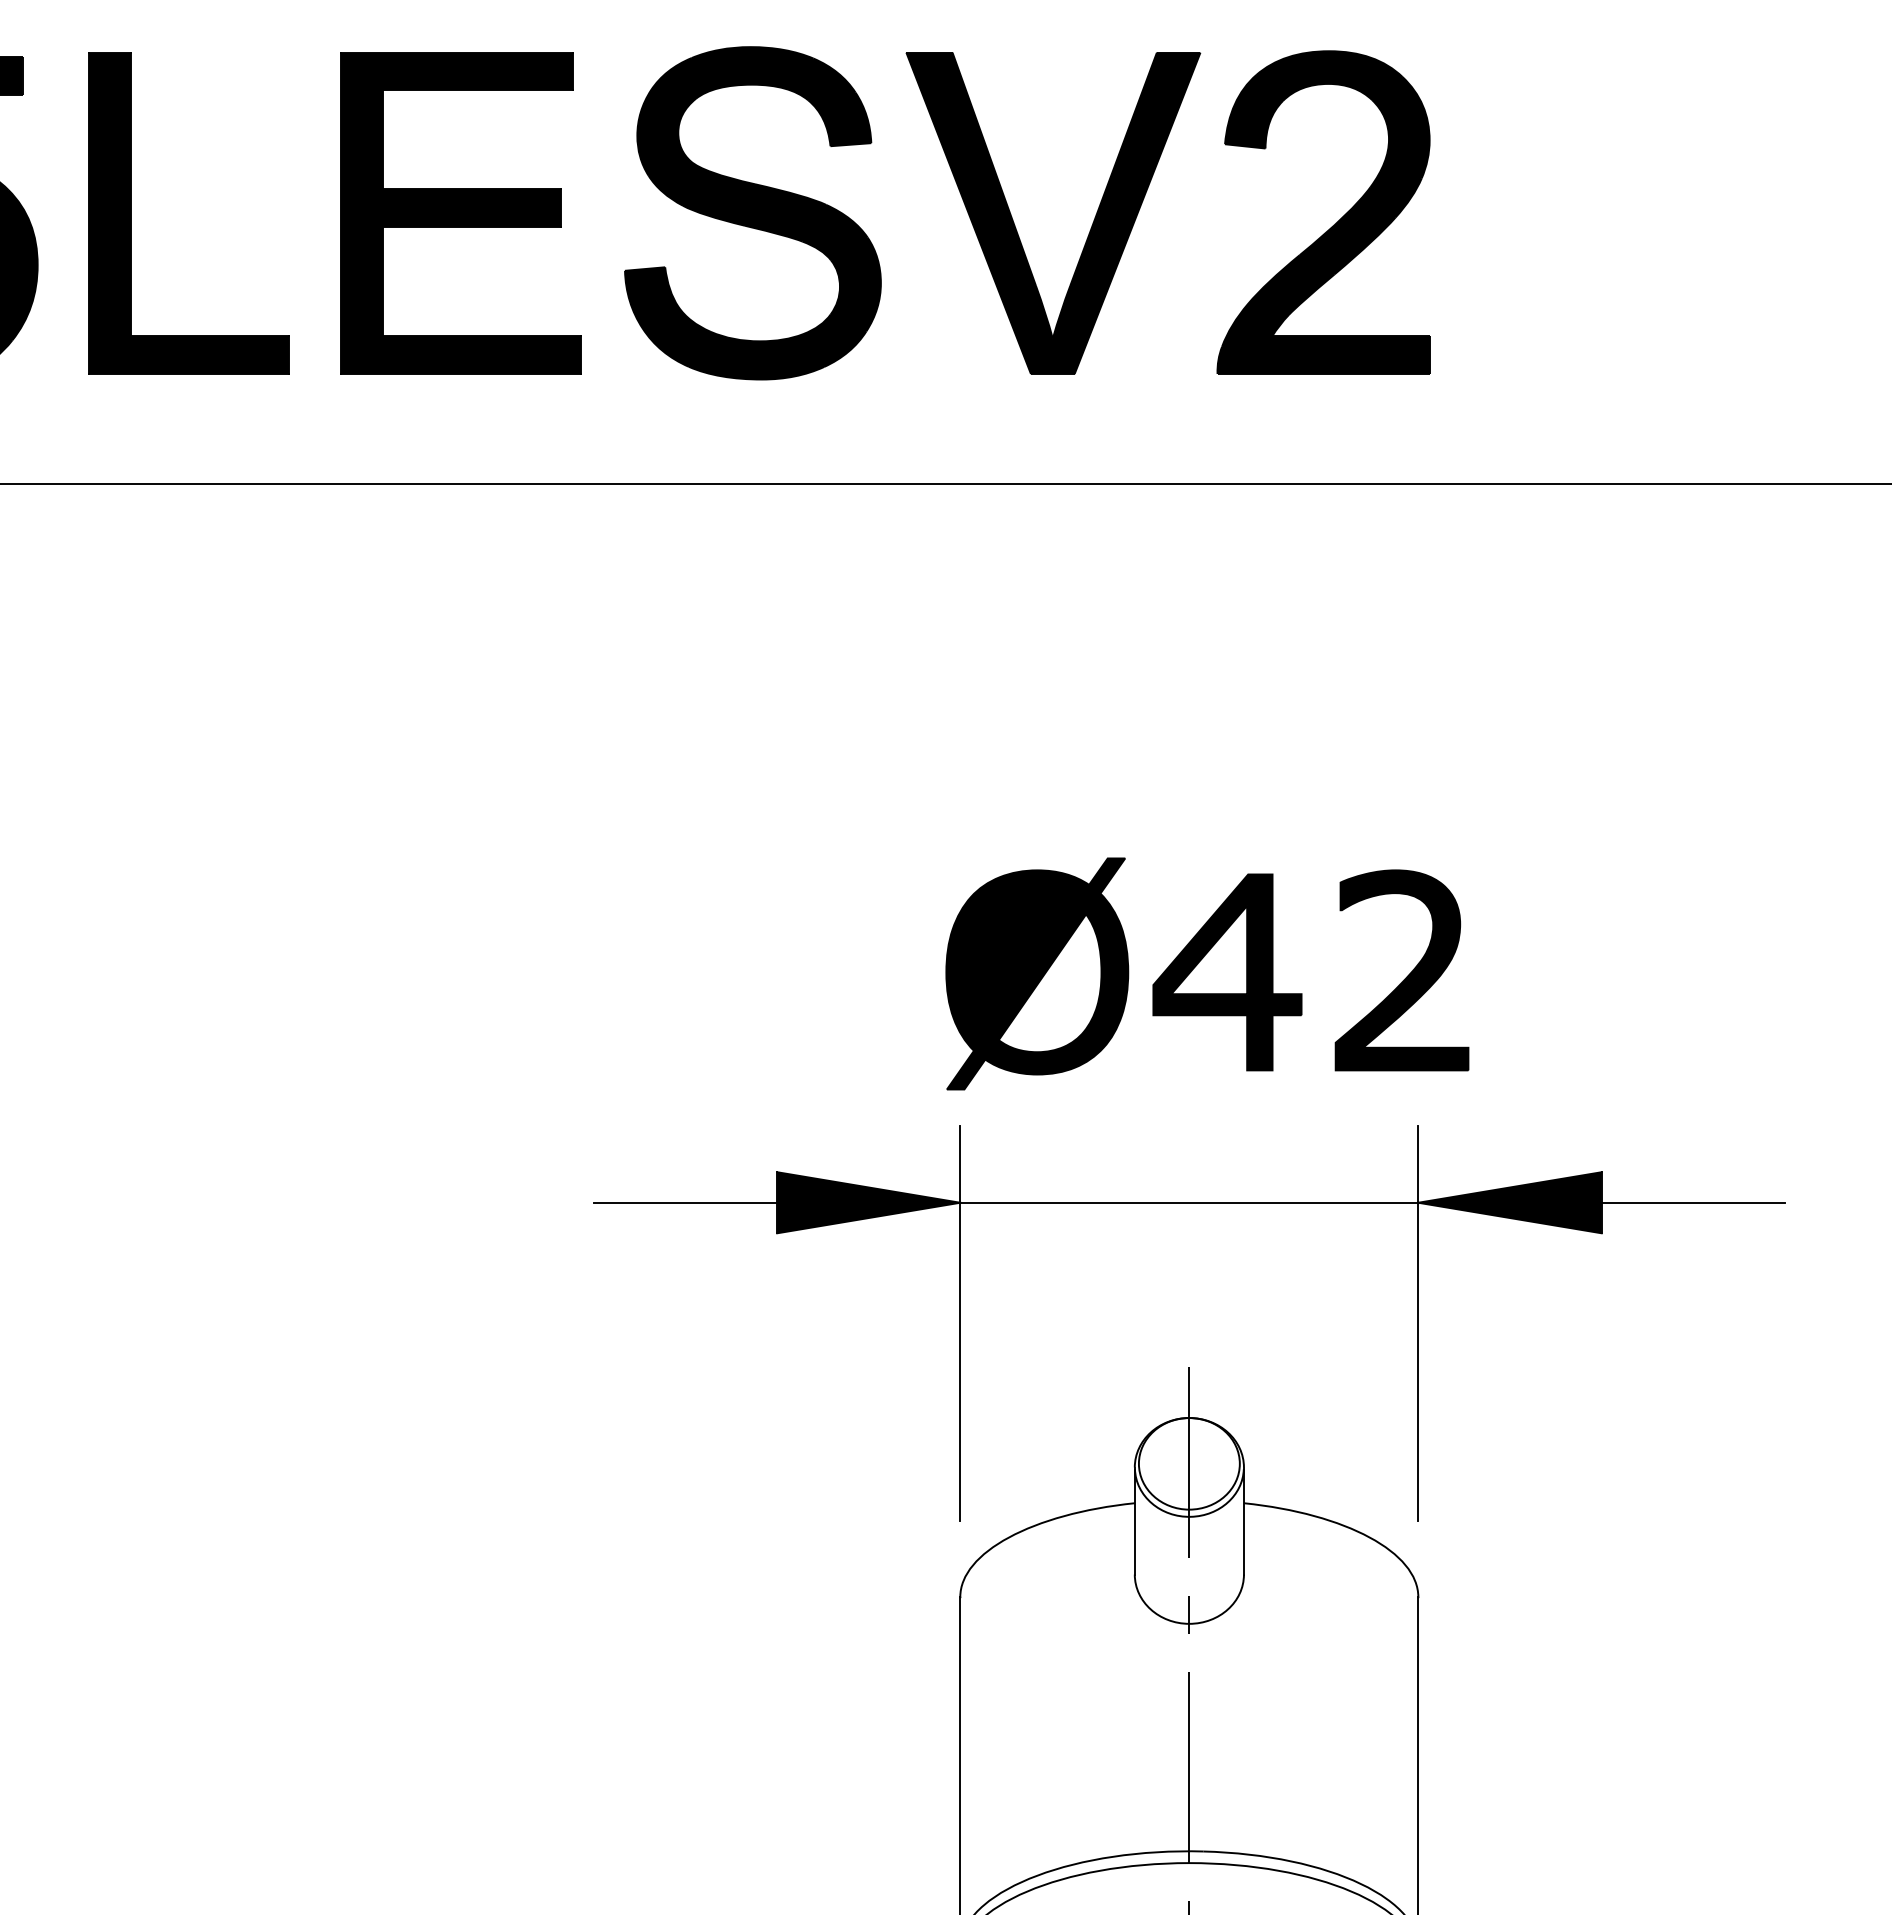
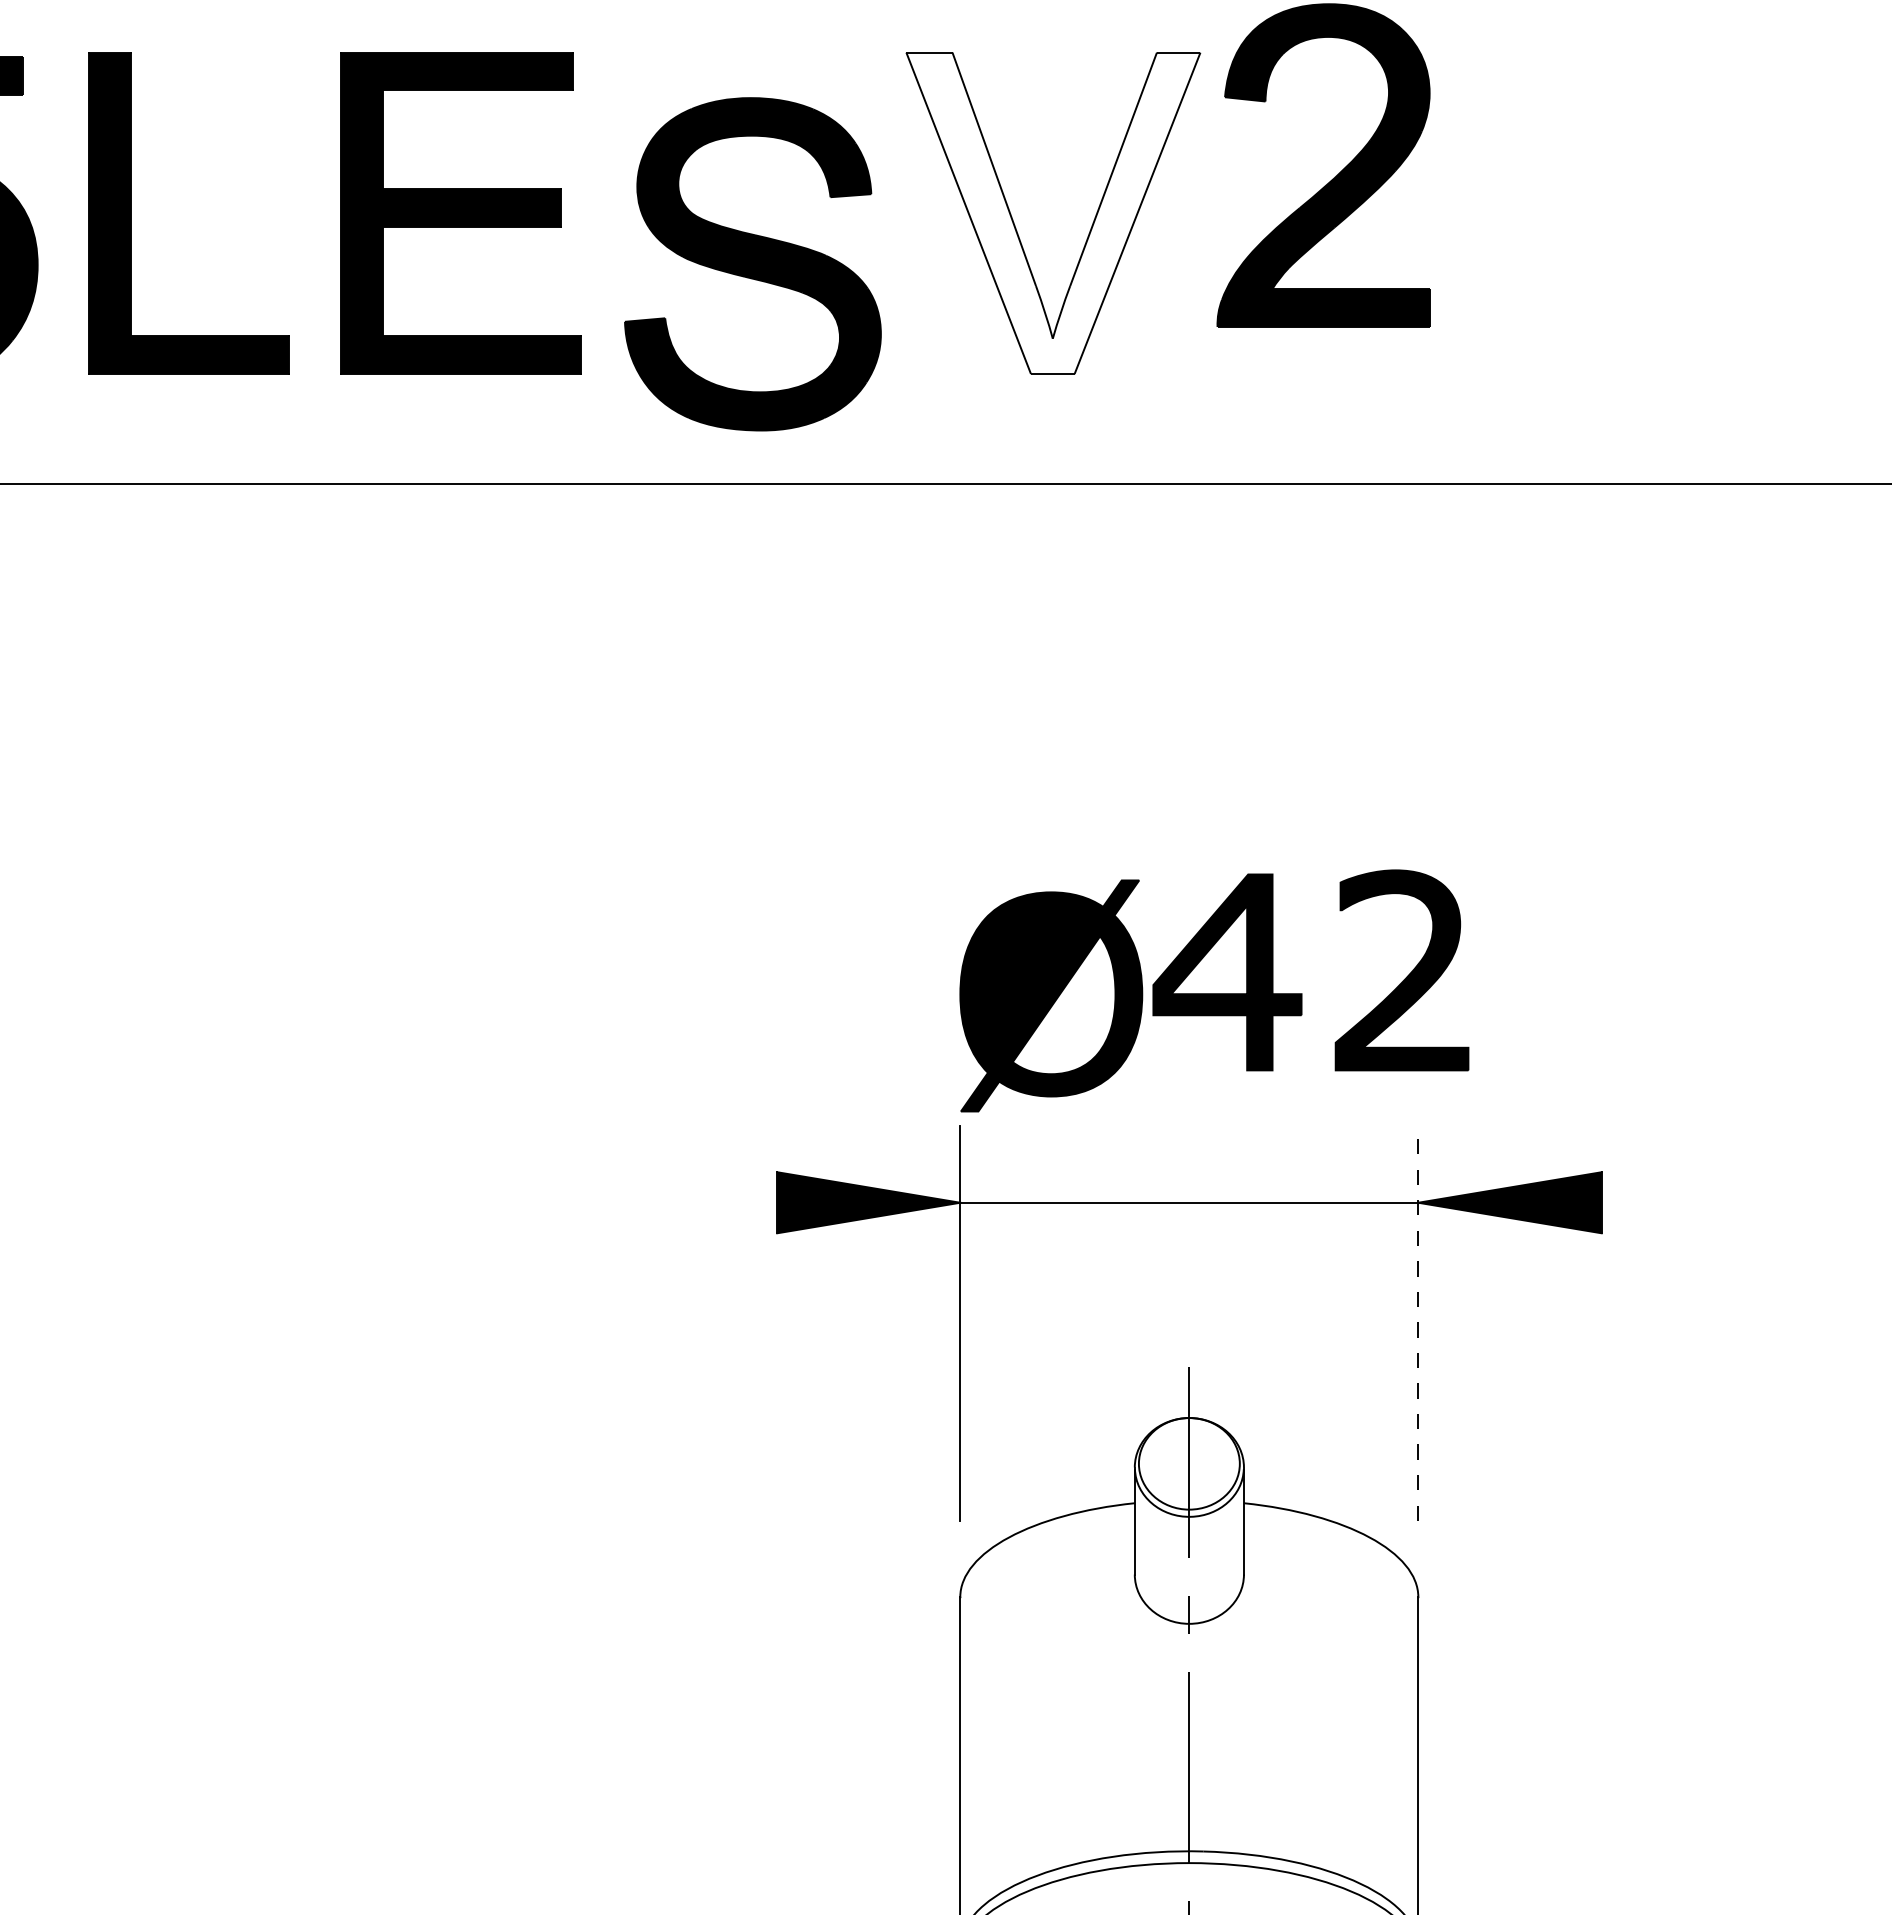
part position: (752, 213) -> (752, 264) (752, 264)
fill: present -> none (1053, 213)
part position: (1333, 224) -> (1333, 177) (1333, 177)
part position: (1037, 973) -> (1051, 995) (1051, 995)
line: present -> none (685, 1202)
line: present -> none (1692, 1202)
line: solid -> dashed (1418, 1323)
